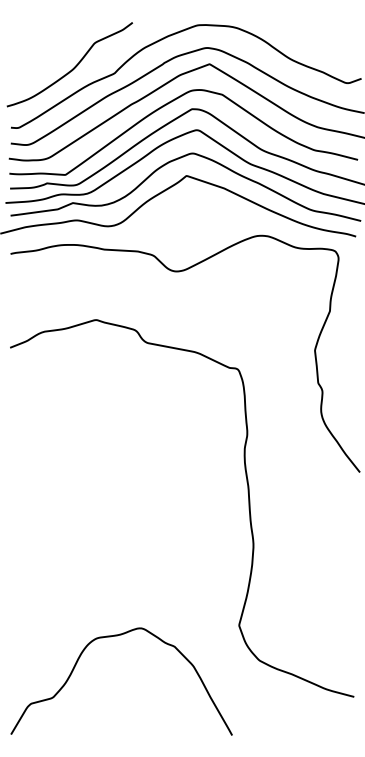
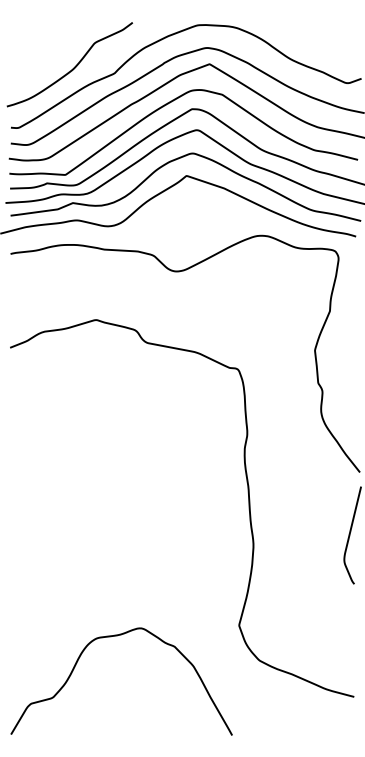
curve: none -> present (350, 535)
